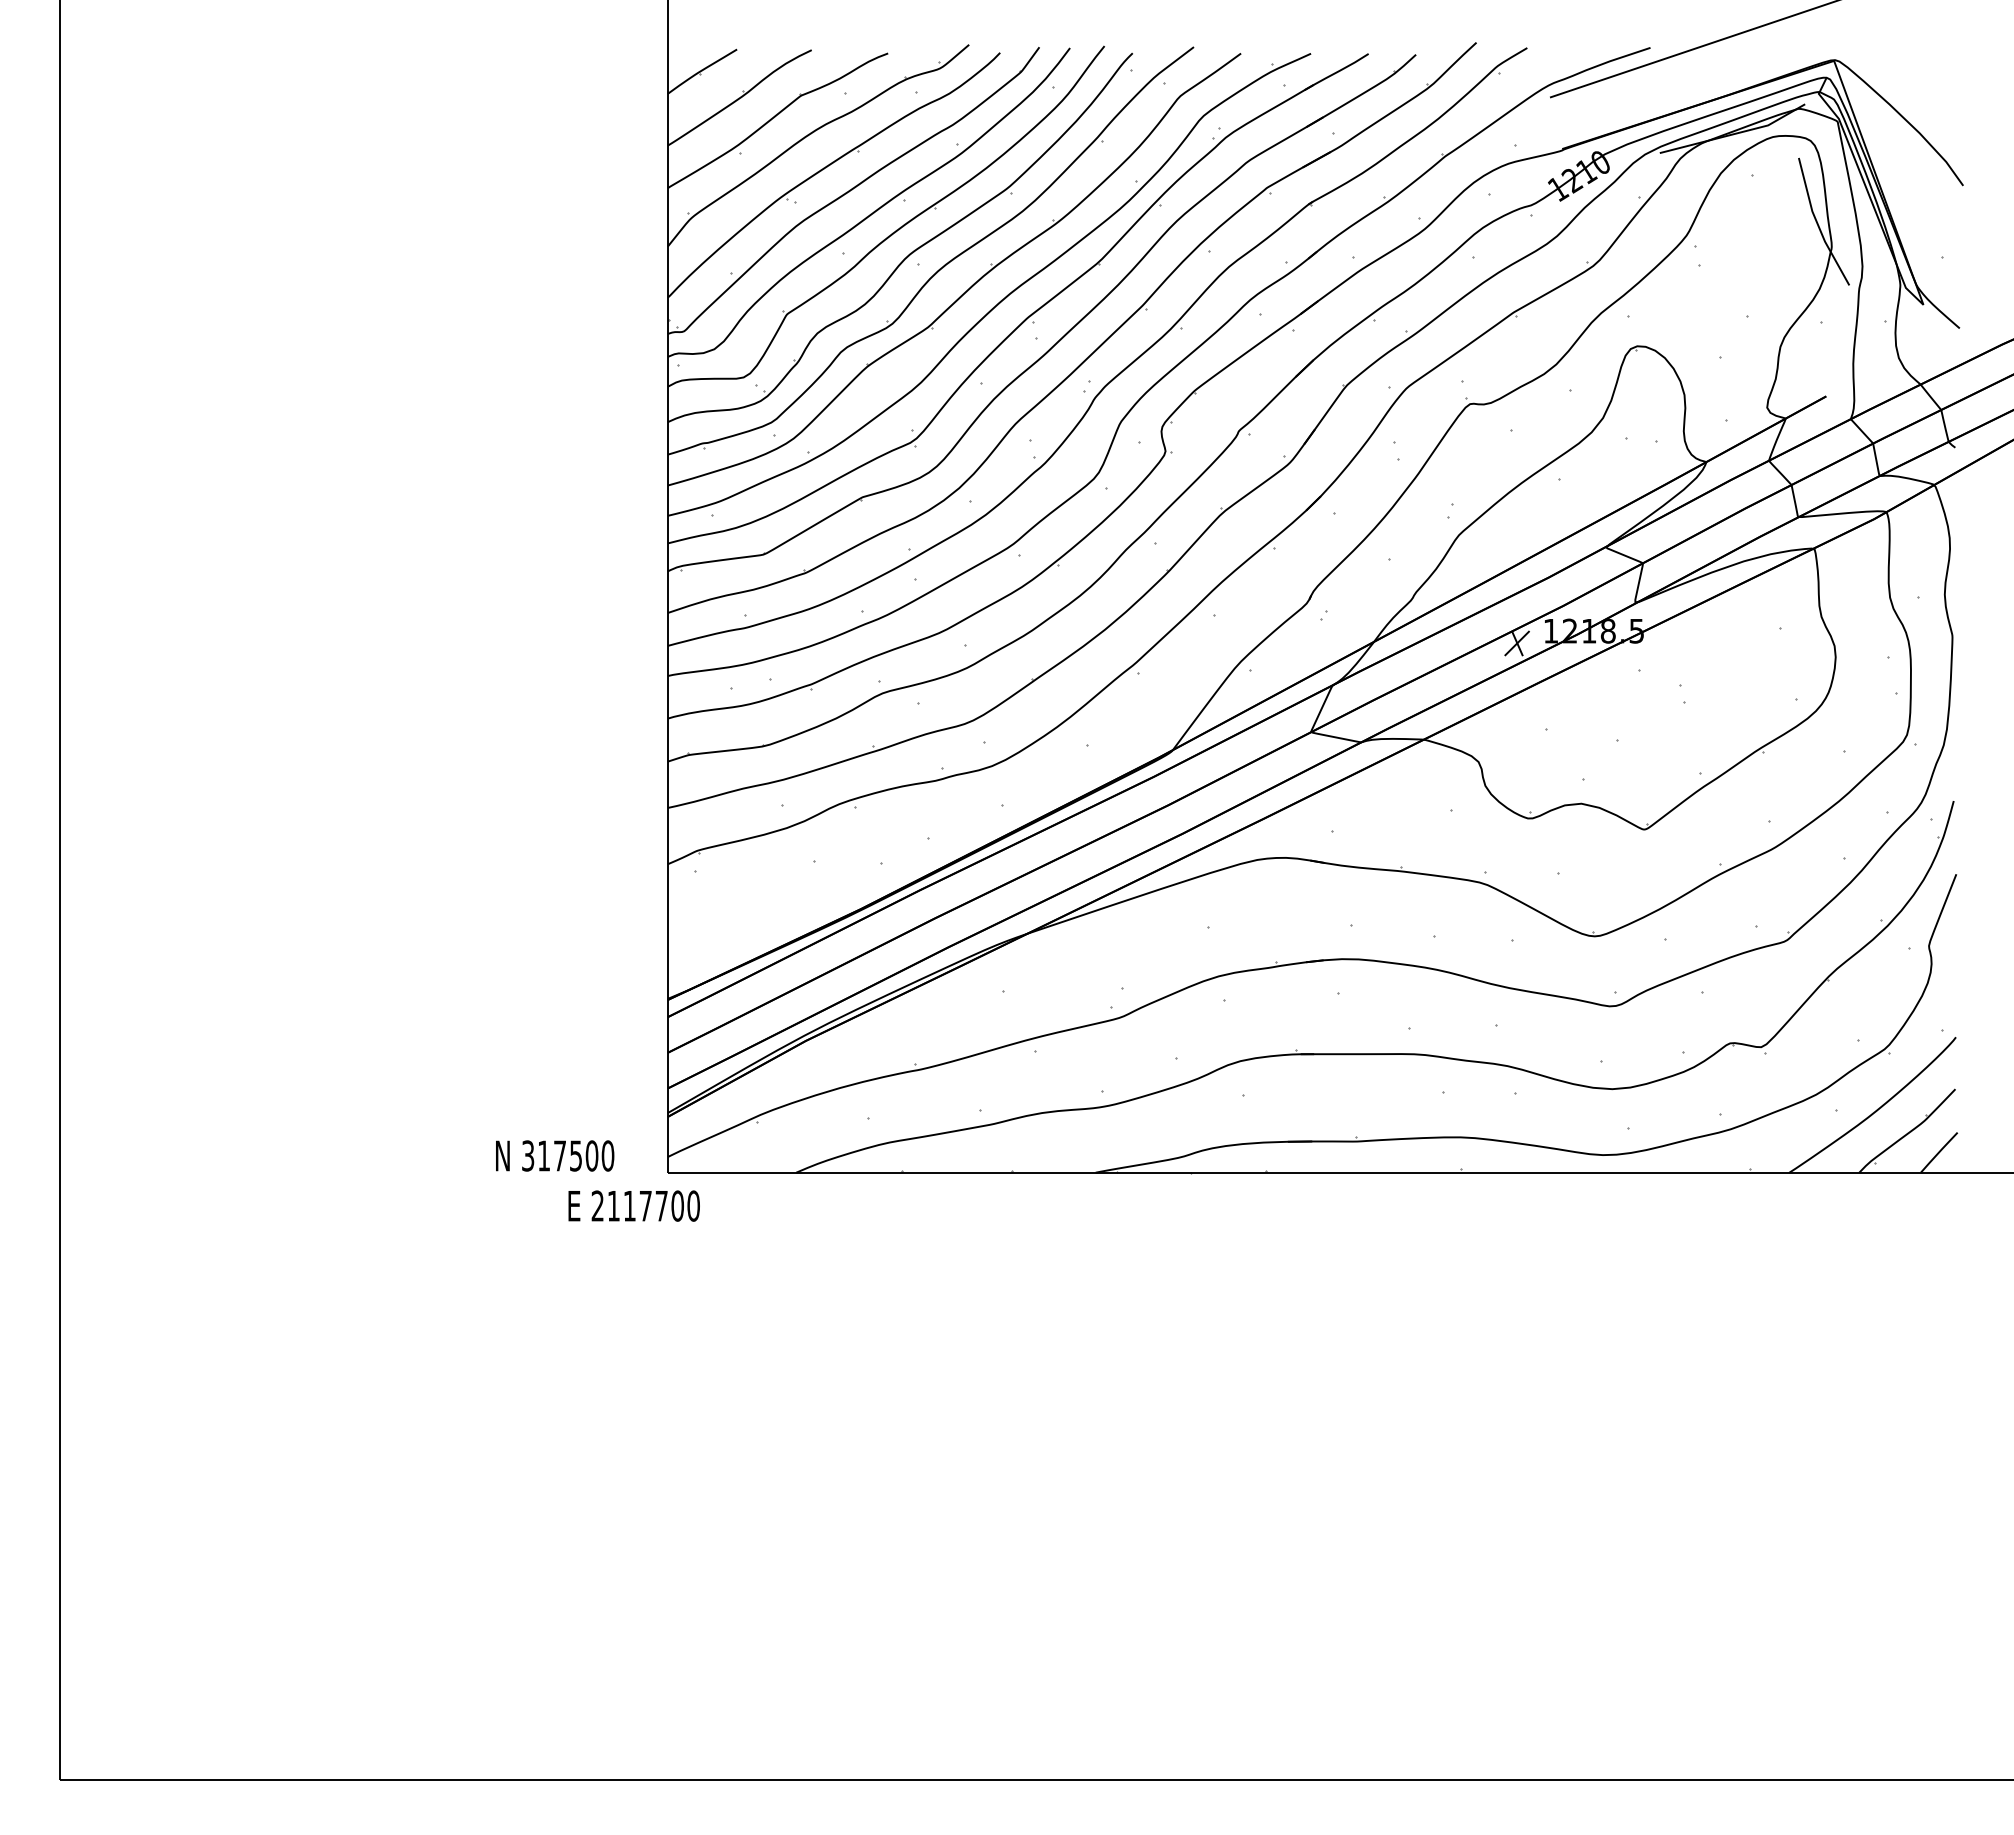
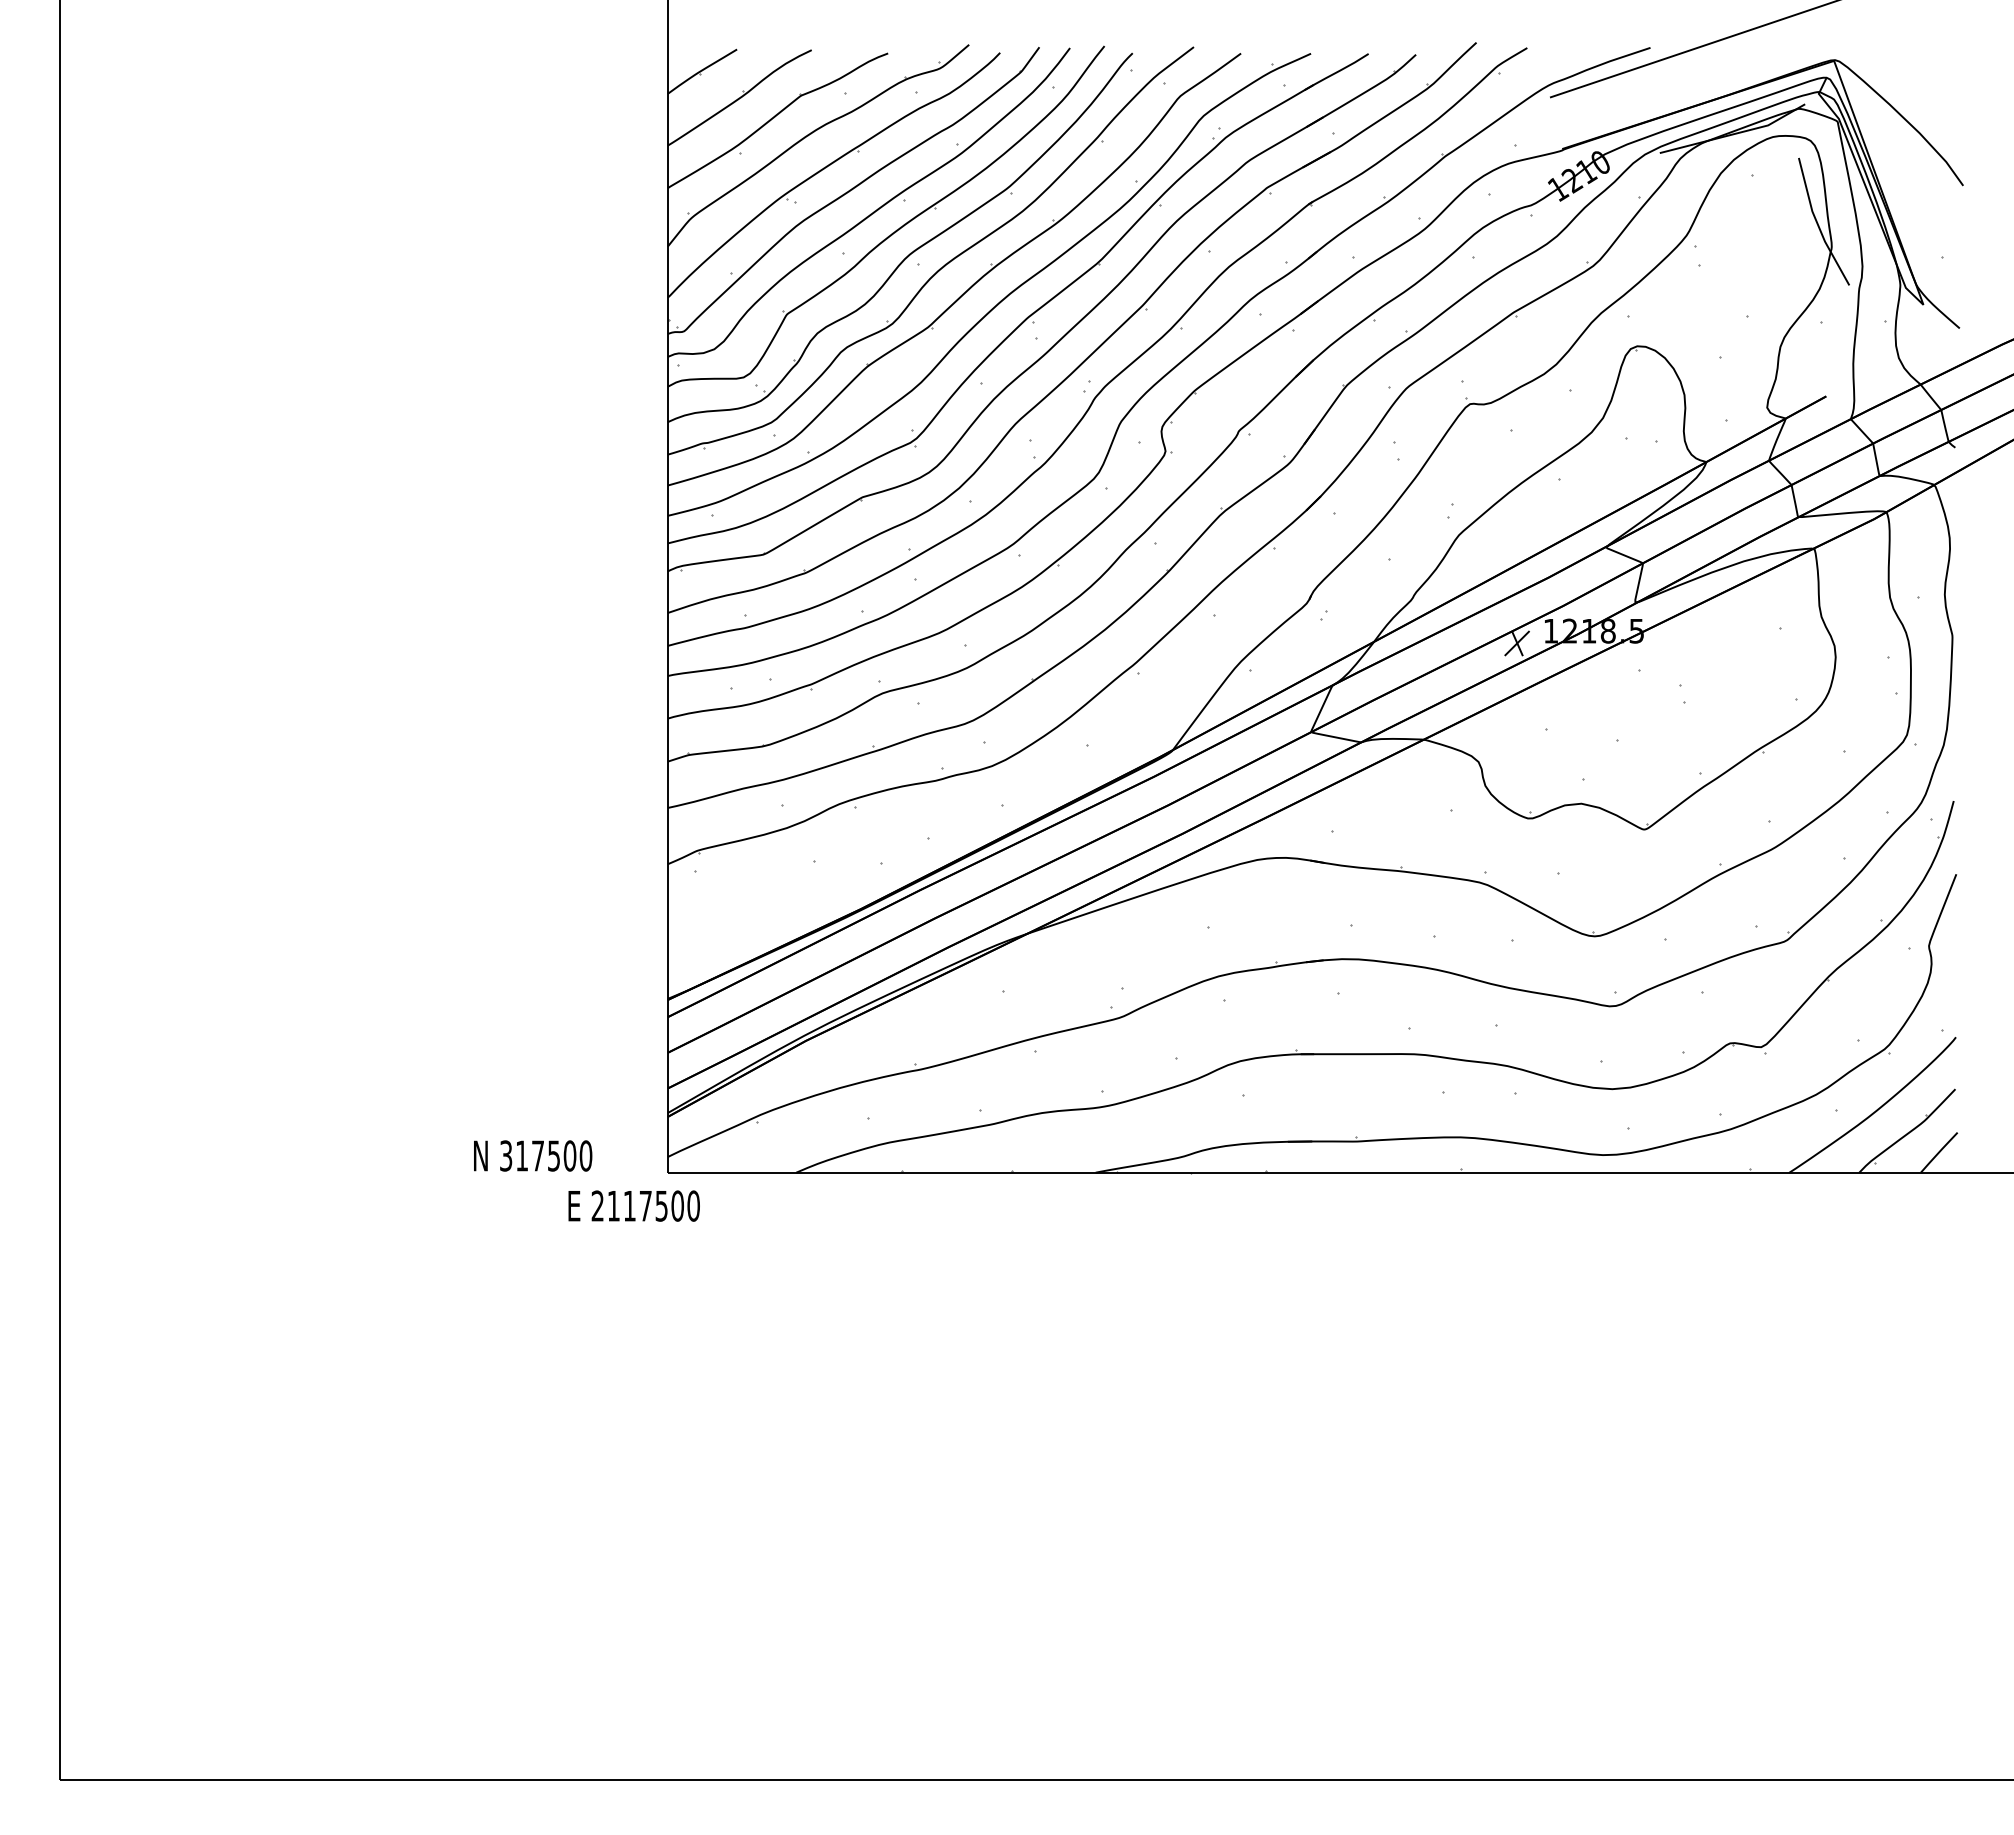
text position: (555, 1155) -> (533, 1155) (533, 1155)
text: 2117700 -> 2117500 (661, 1206)
